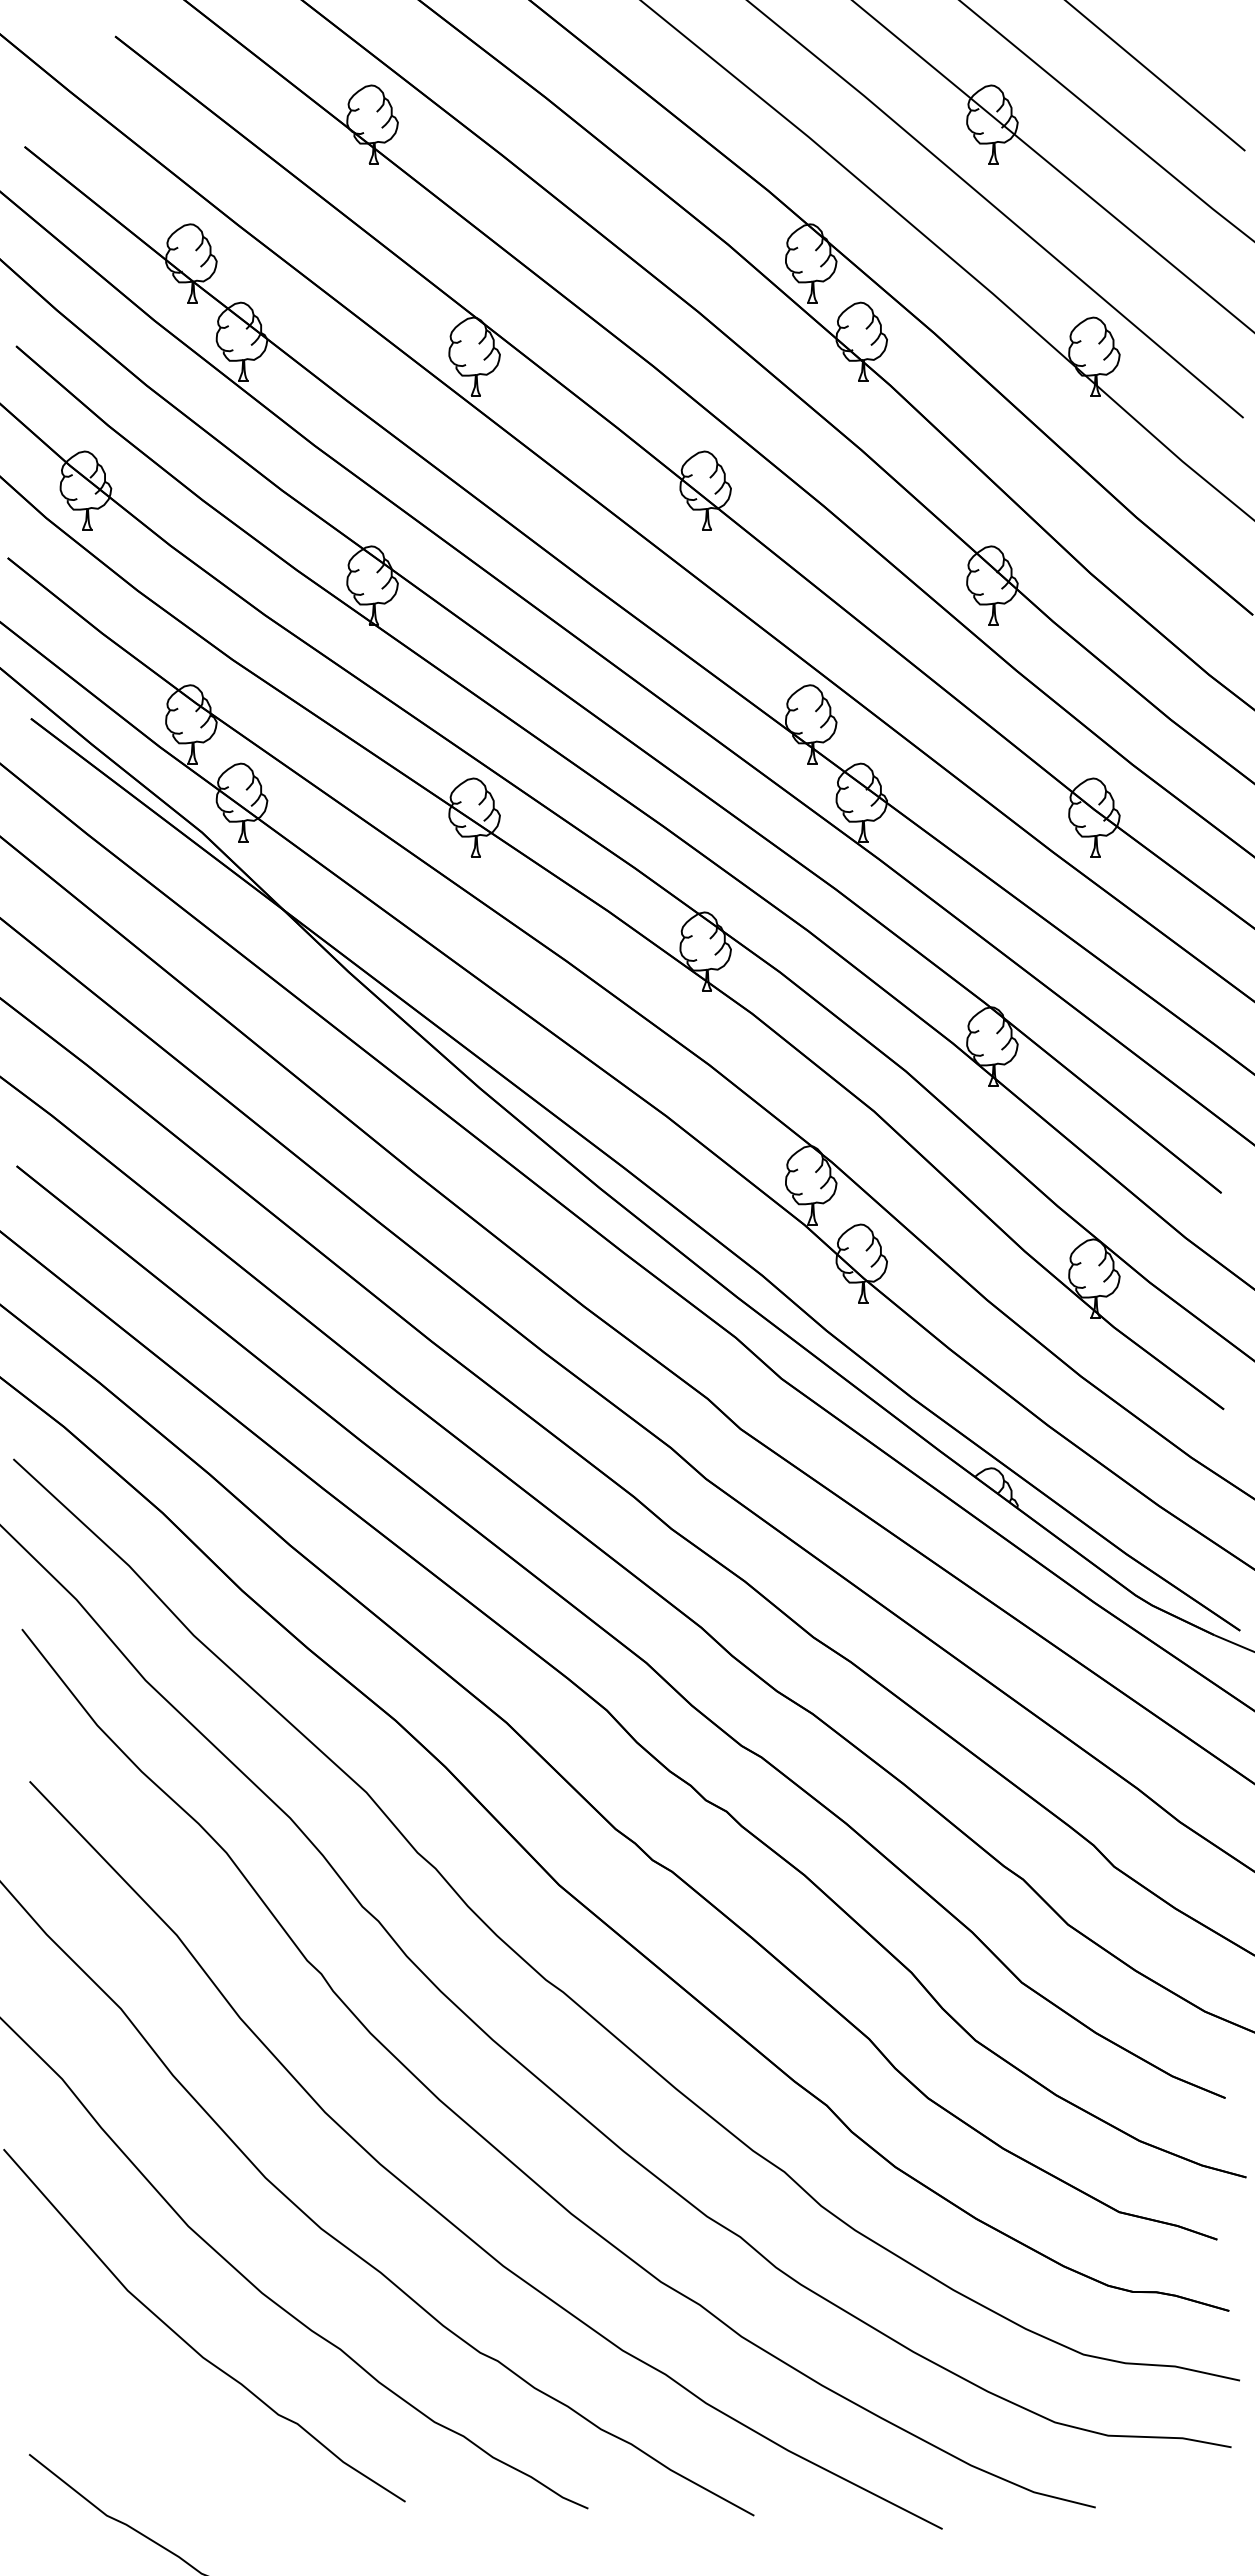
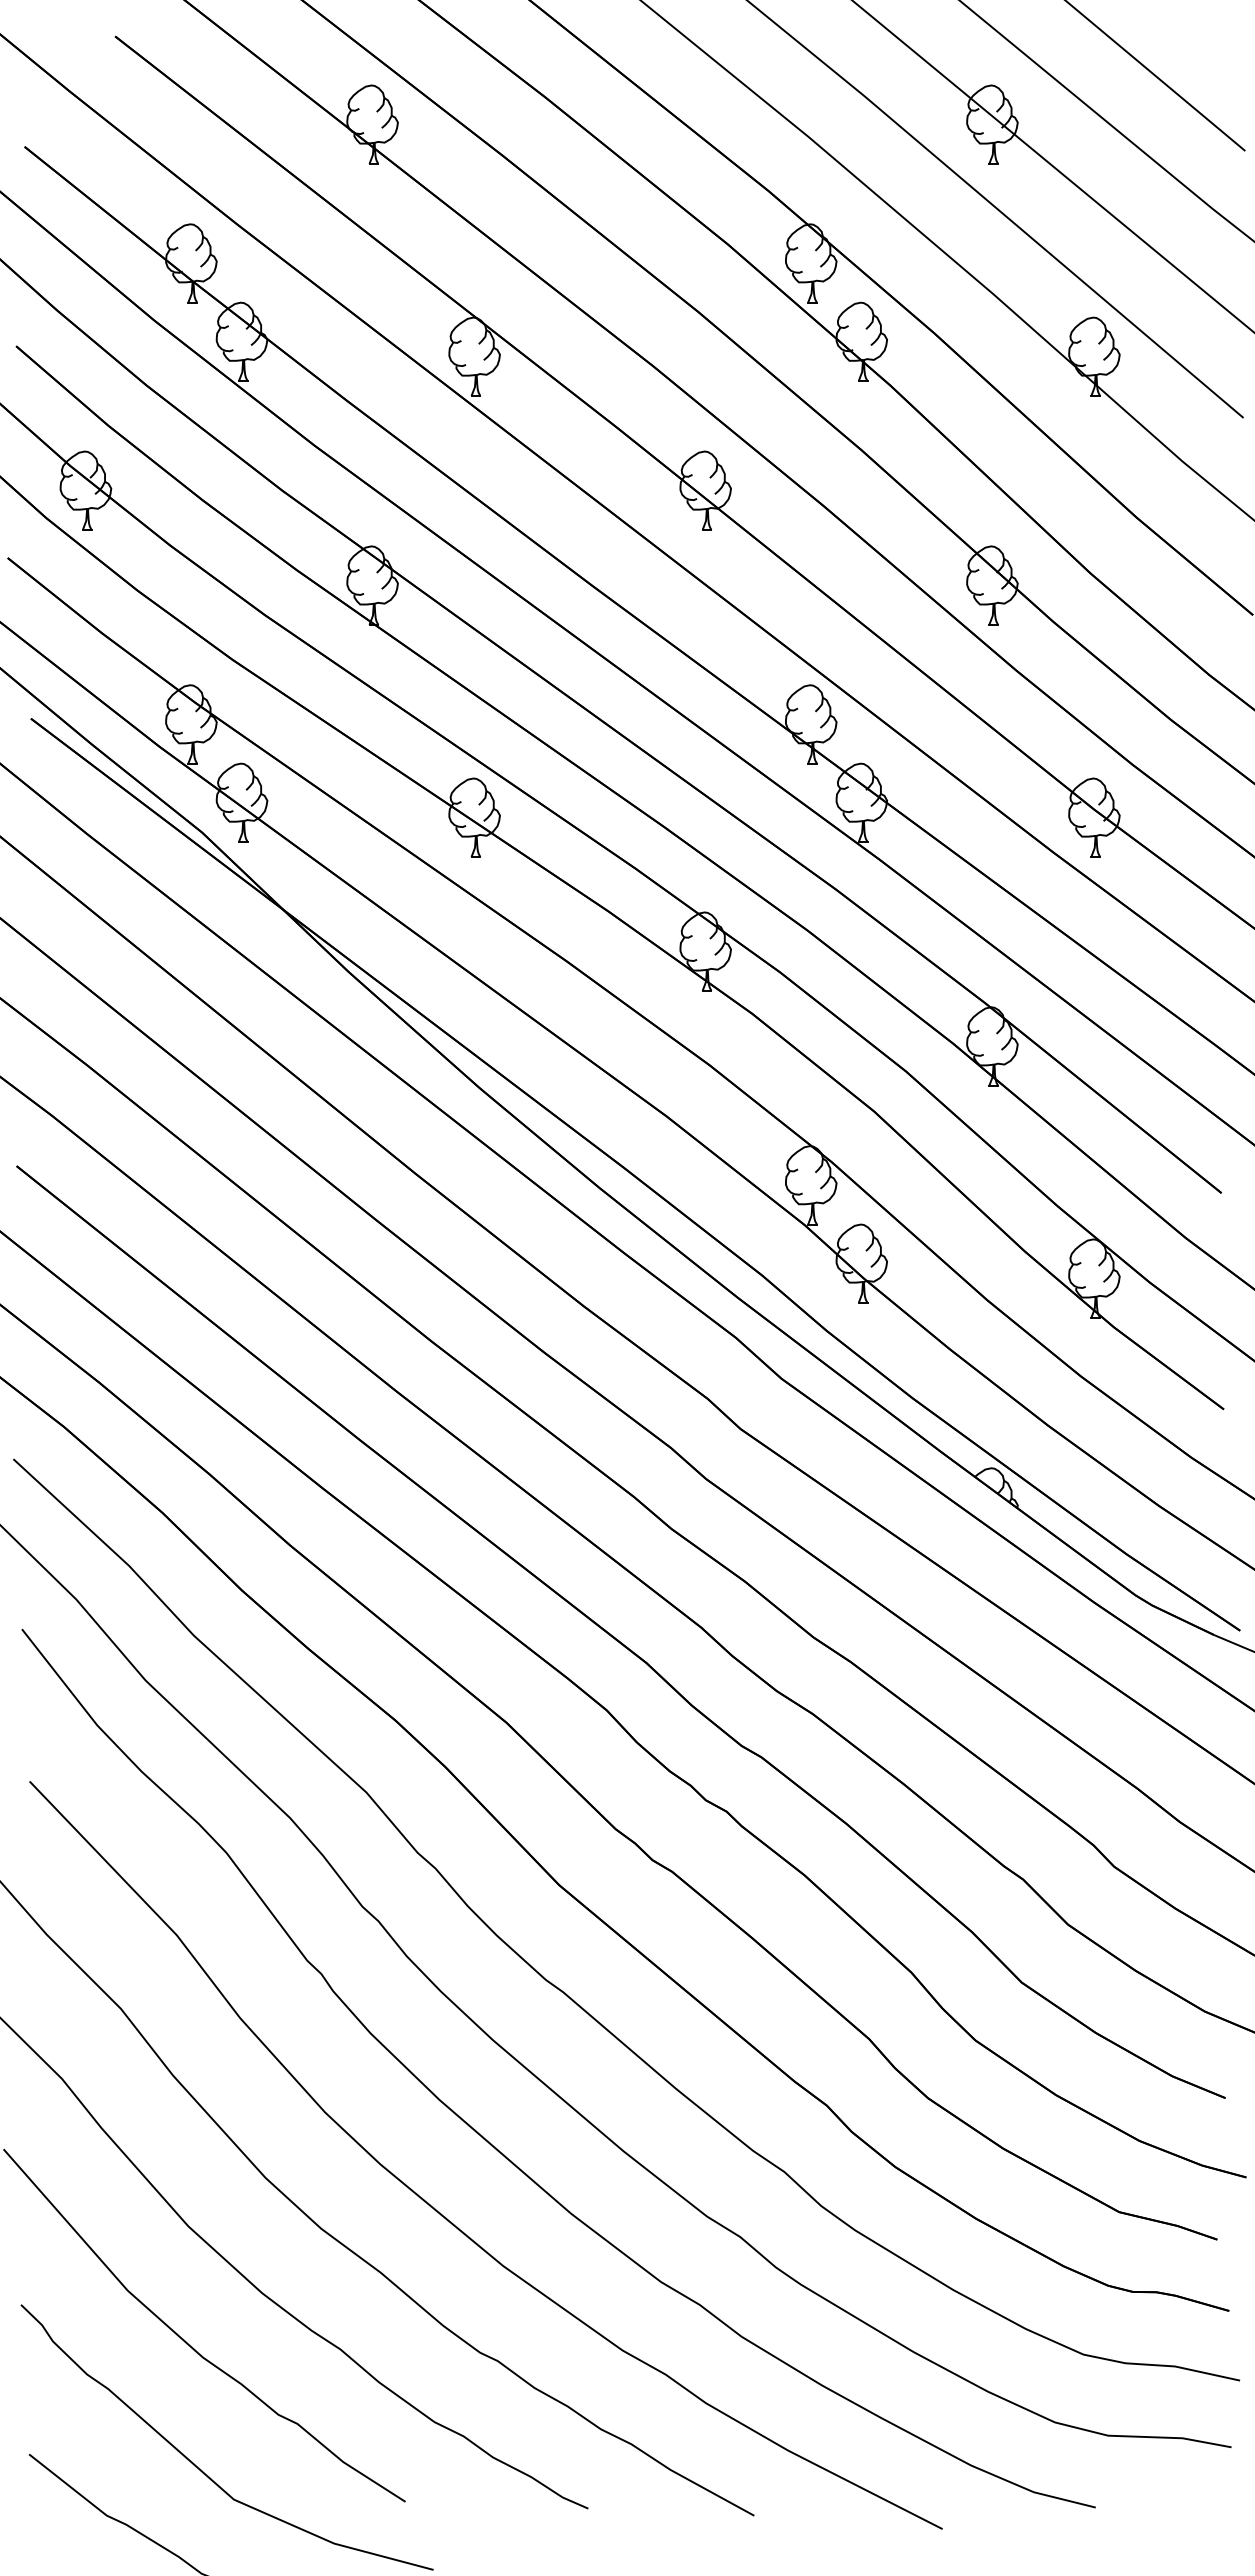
curve: none -> present (200, 2468)
